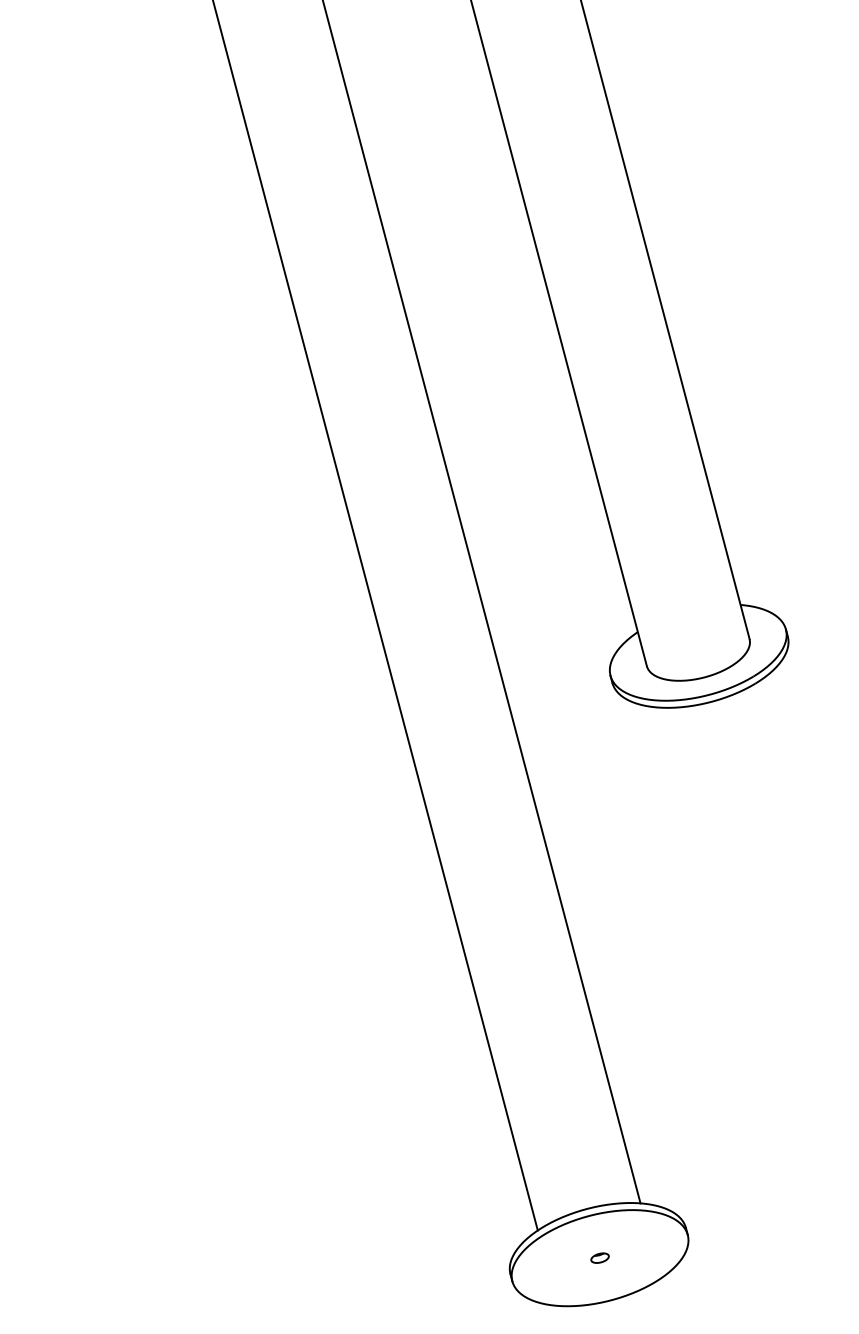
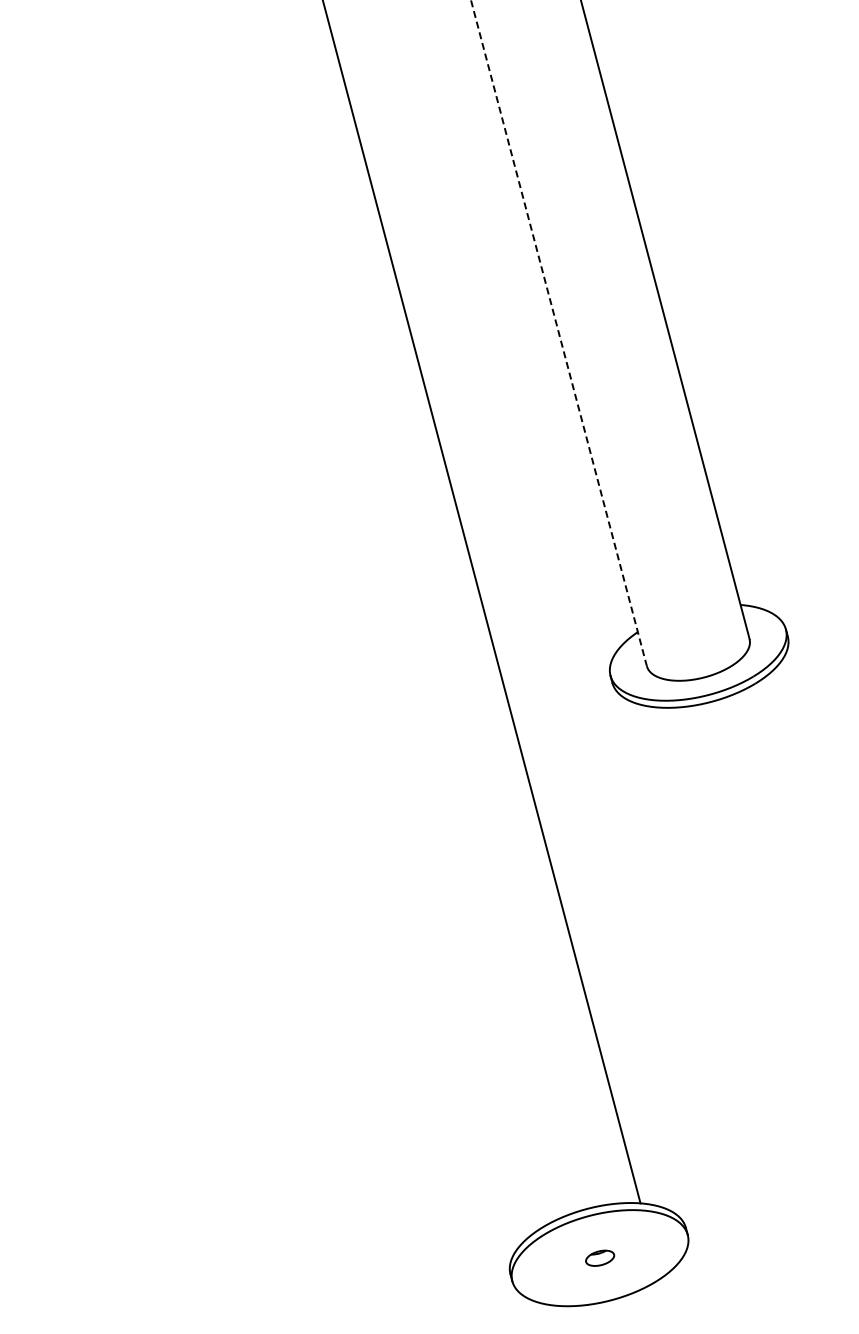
line: solid -> dashed (559, 333)
line: present -> none (375, 616)
part size: 20x12 px -> 31x18 px (600, 1257)
